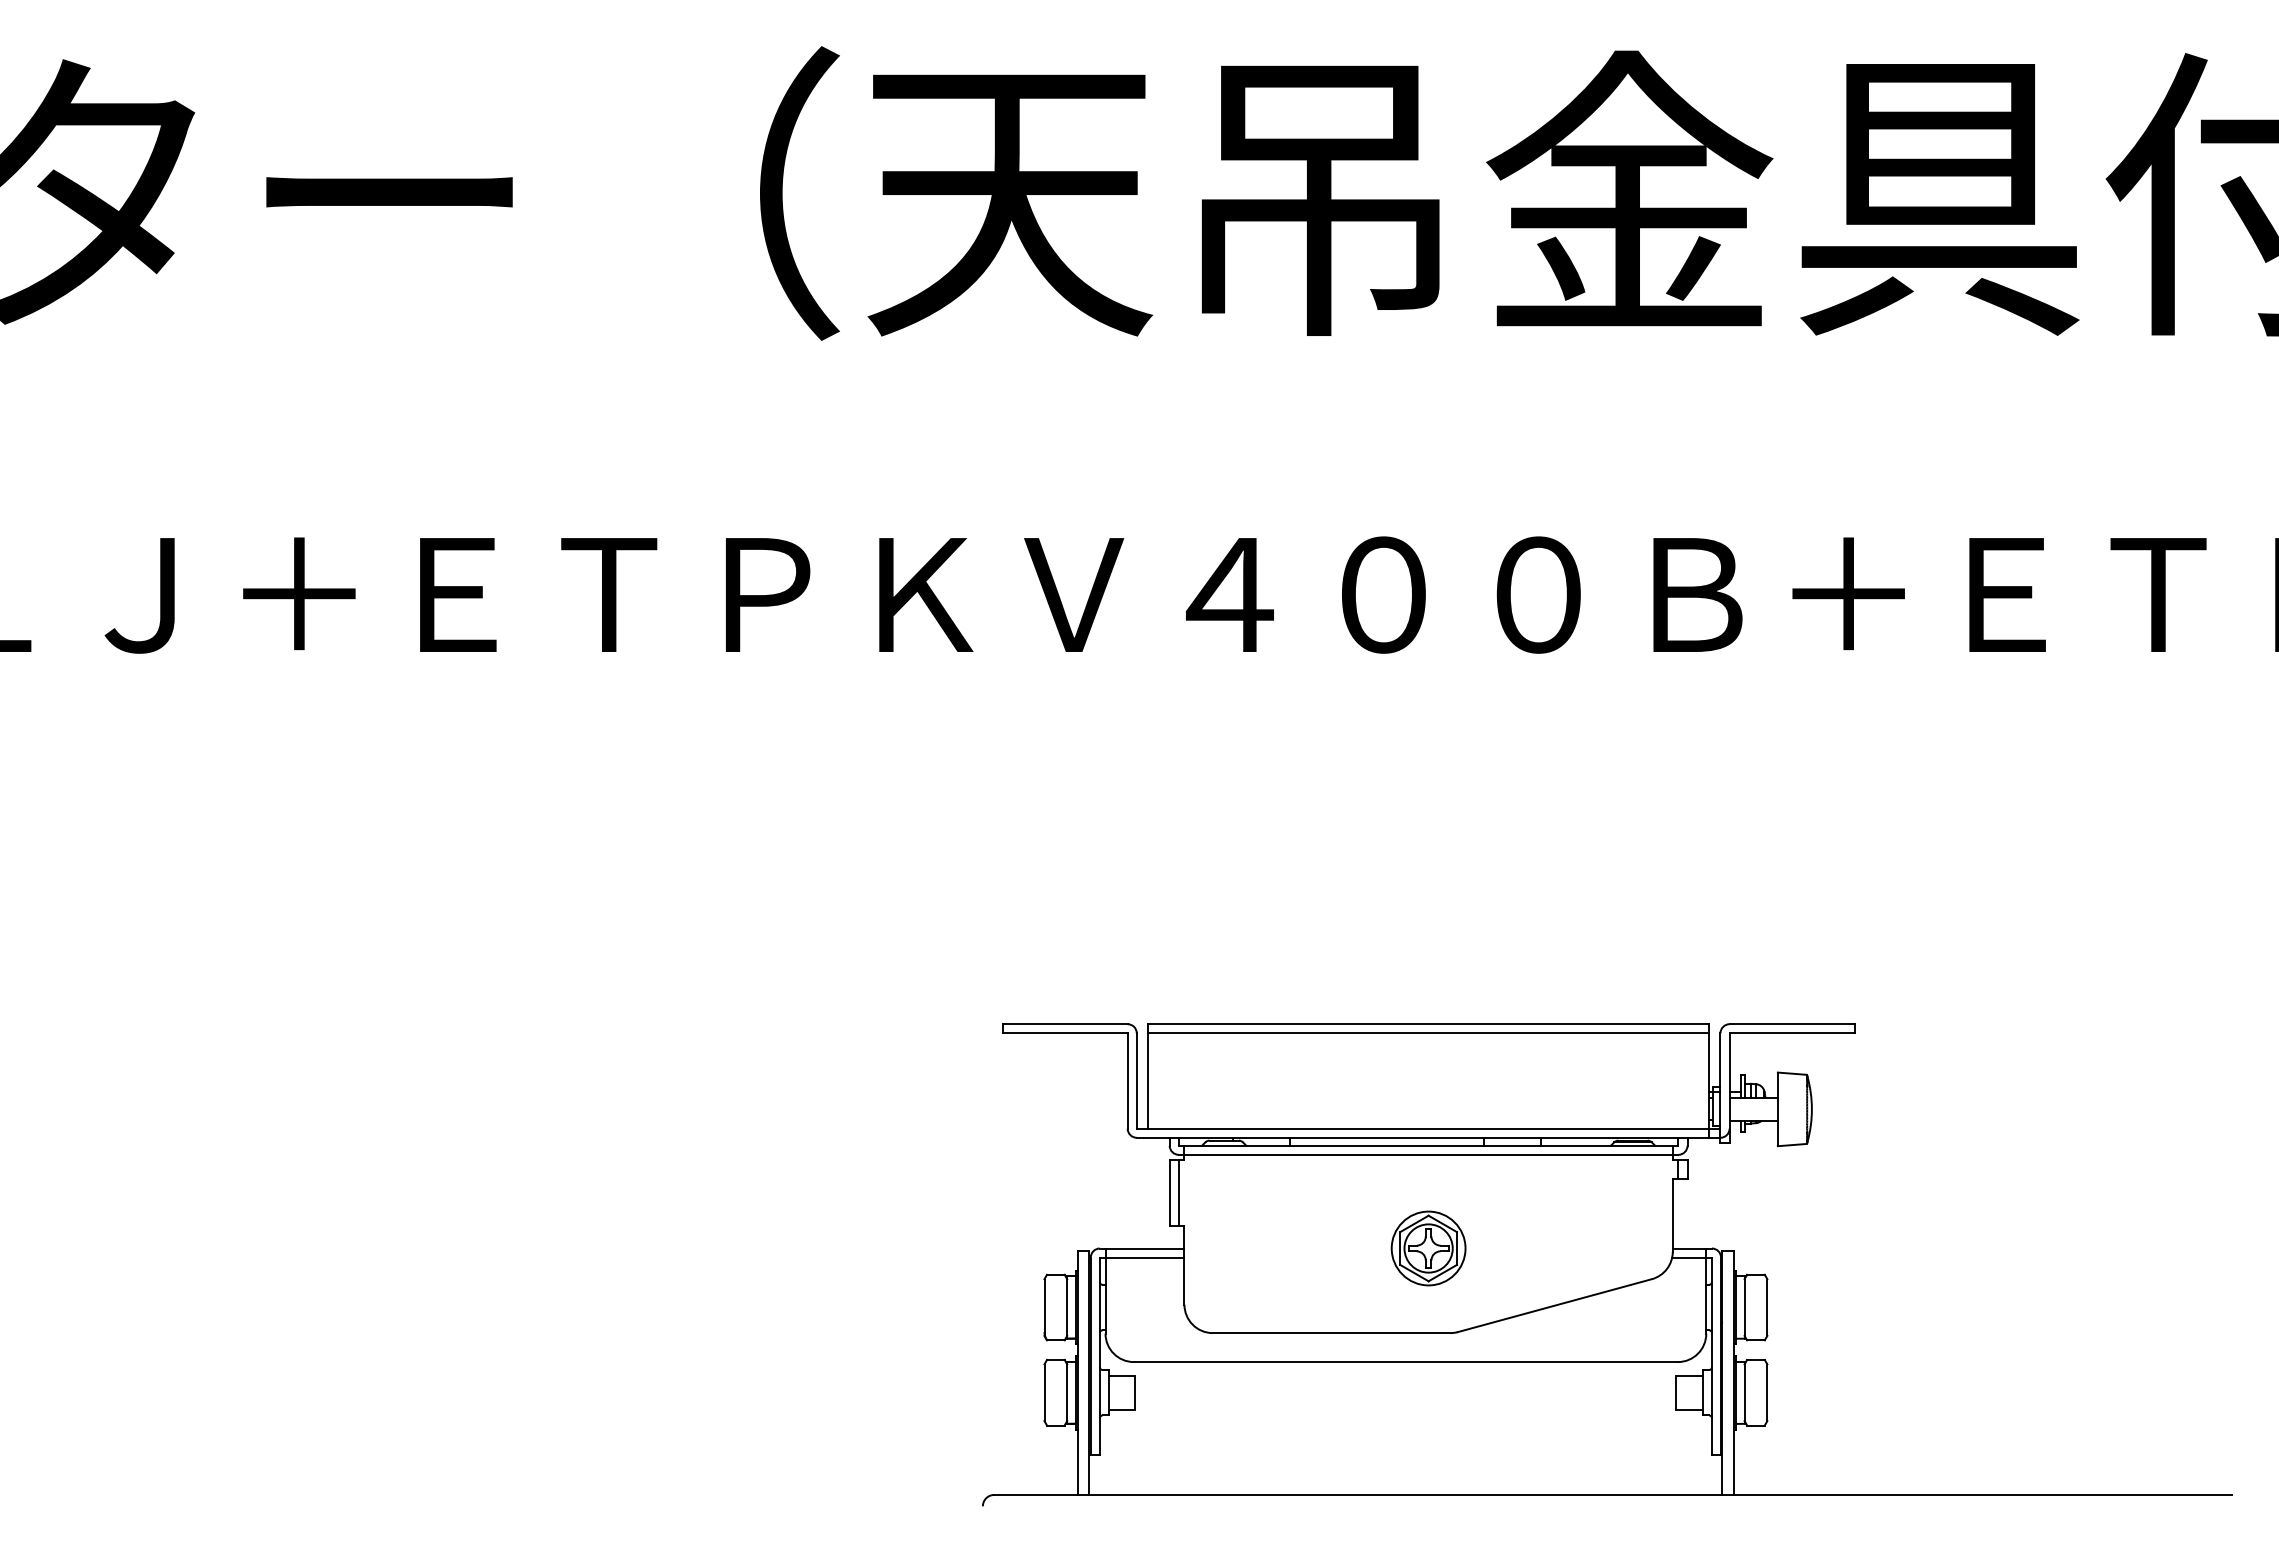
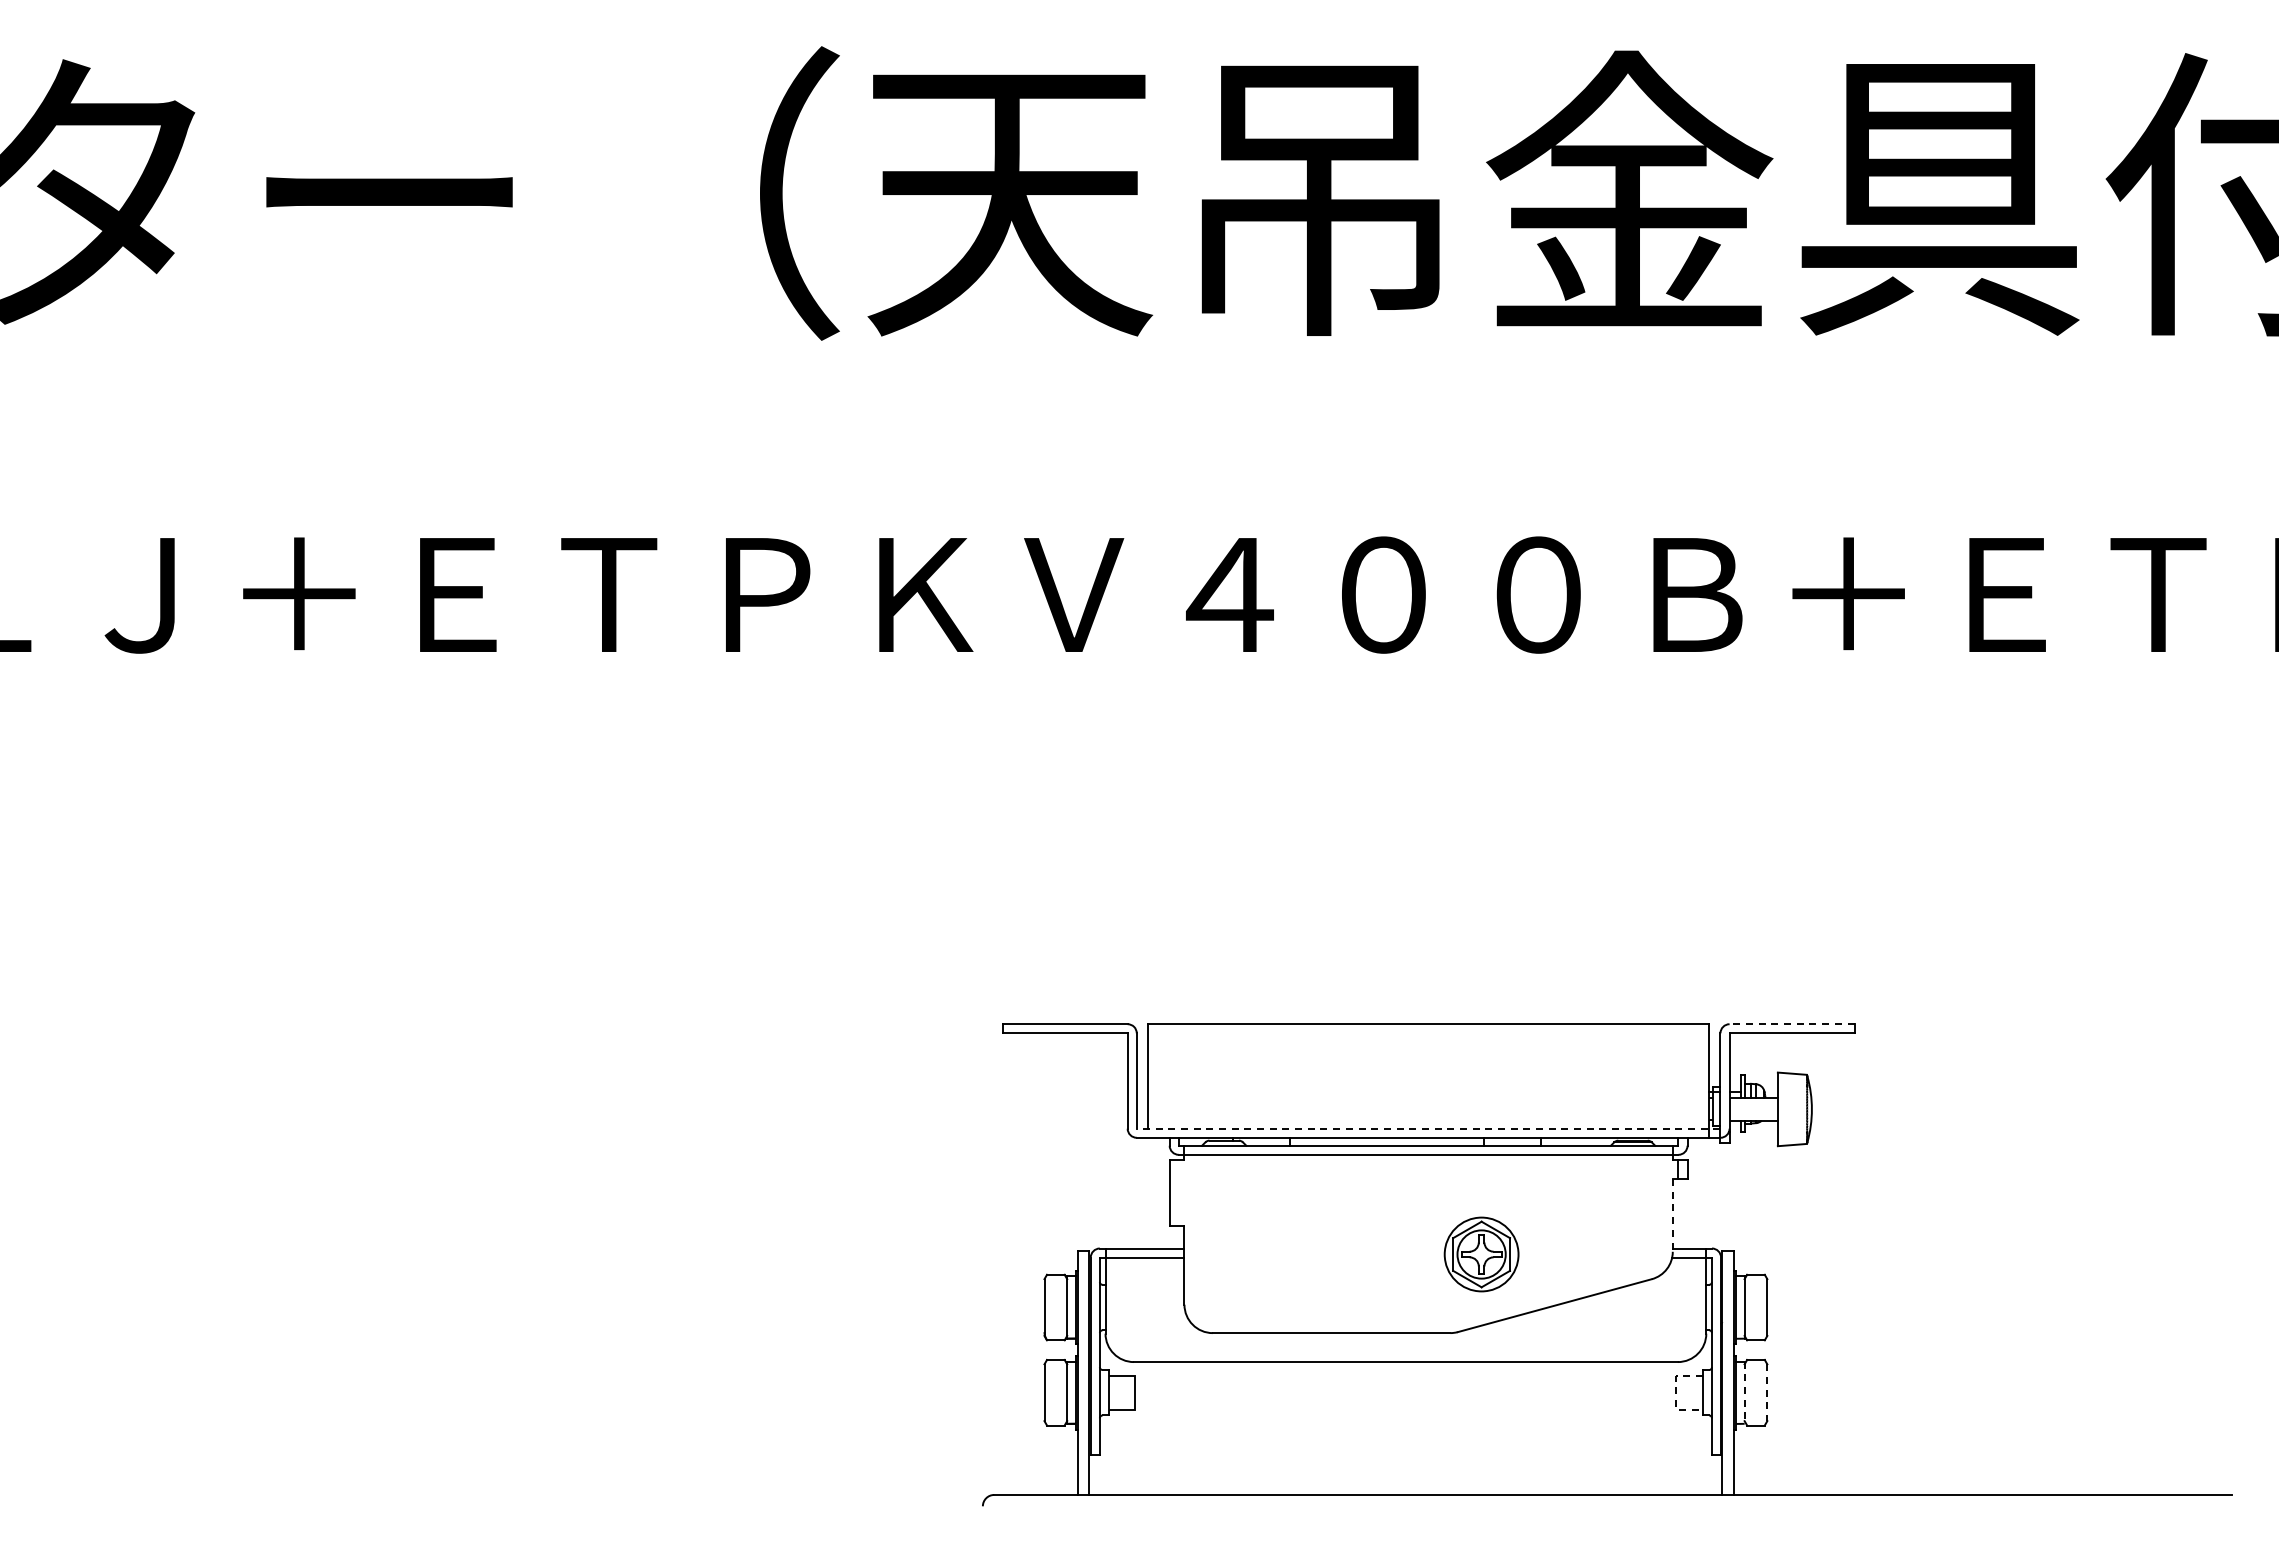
line: solid -> dashed (1791, 1024)
line: present -> none (1428, 1033)
line: solid -> dashed (1428, 1128)
line: present -> none (1178, 1192)
line: solid -> dashed (1672, 1215)
part position: (1428, 1248) -> (1481, 1254) (1481, 1254)
line: solid -> dashed (1676, 1392)
line: solid -> dashed (1744, 1393)
line: solid -> dashed (1767, 1393)
